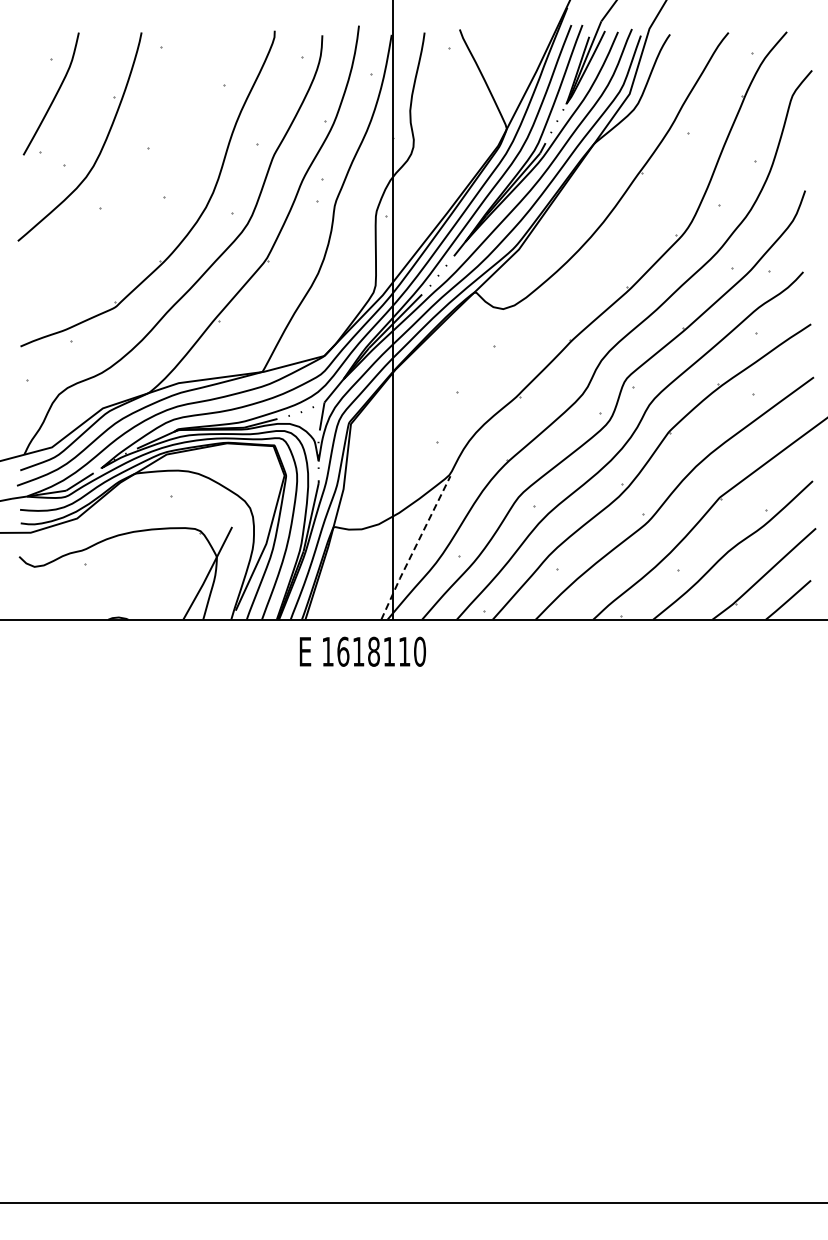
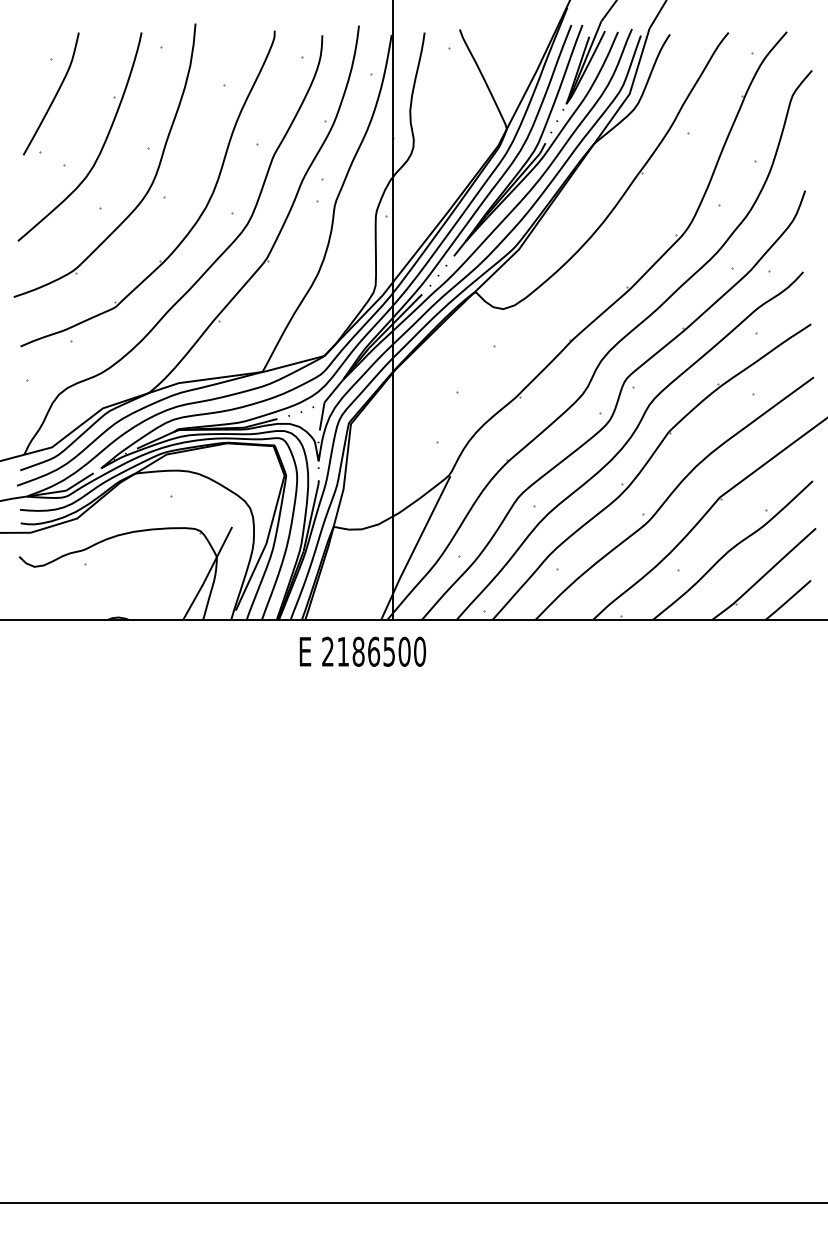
part: none -> present (150, 184)
line: dashed -> solid (415, 547)
text: 1618110 -> 2186500 (366, 651)
